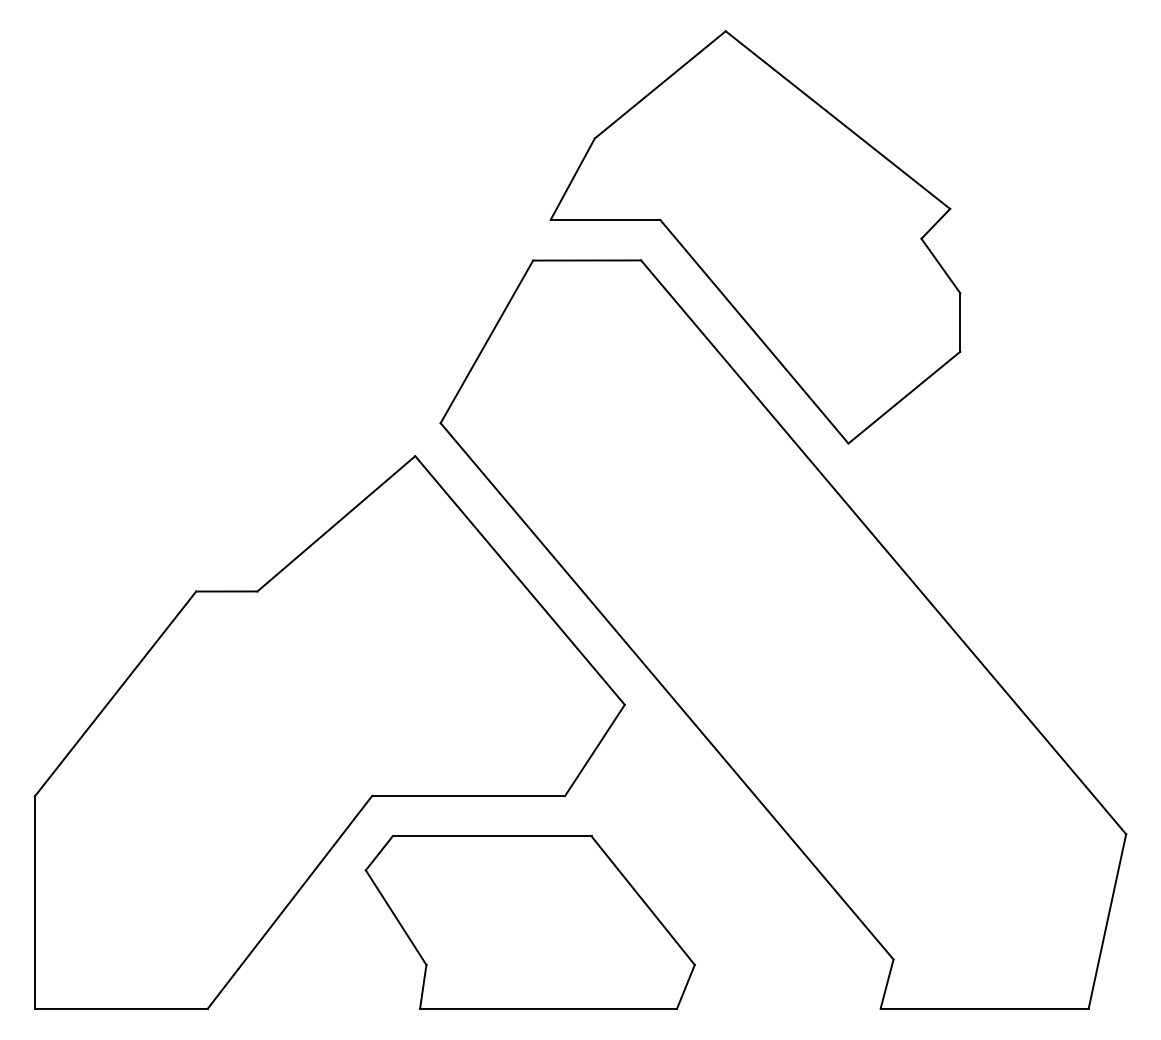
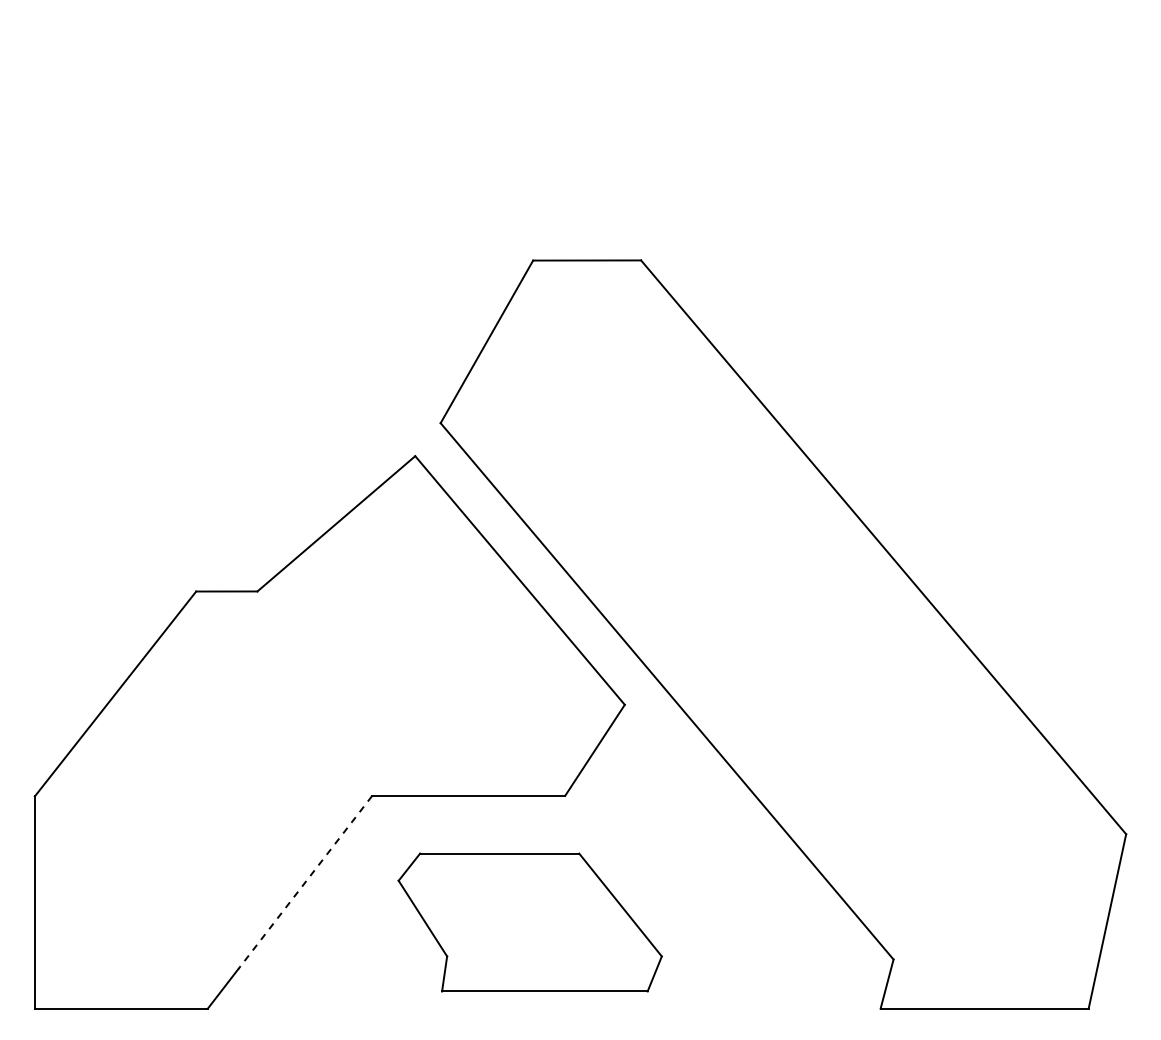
part: present -> none (755, 237)
line: solid -> dashed (305, 882)
part size: 332x175 px -> 266x141 px (529, 922)
